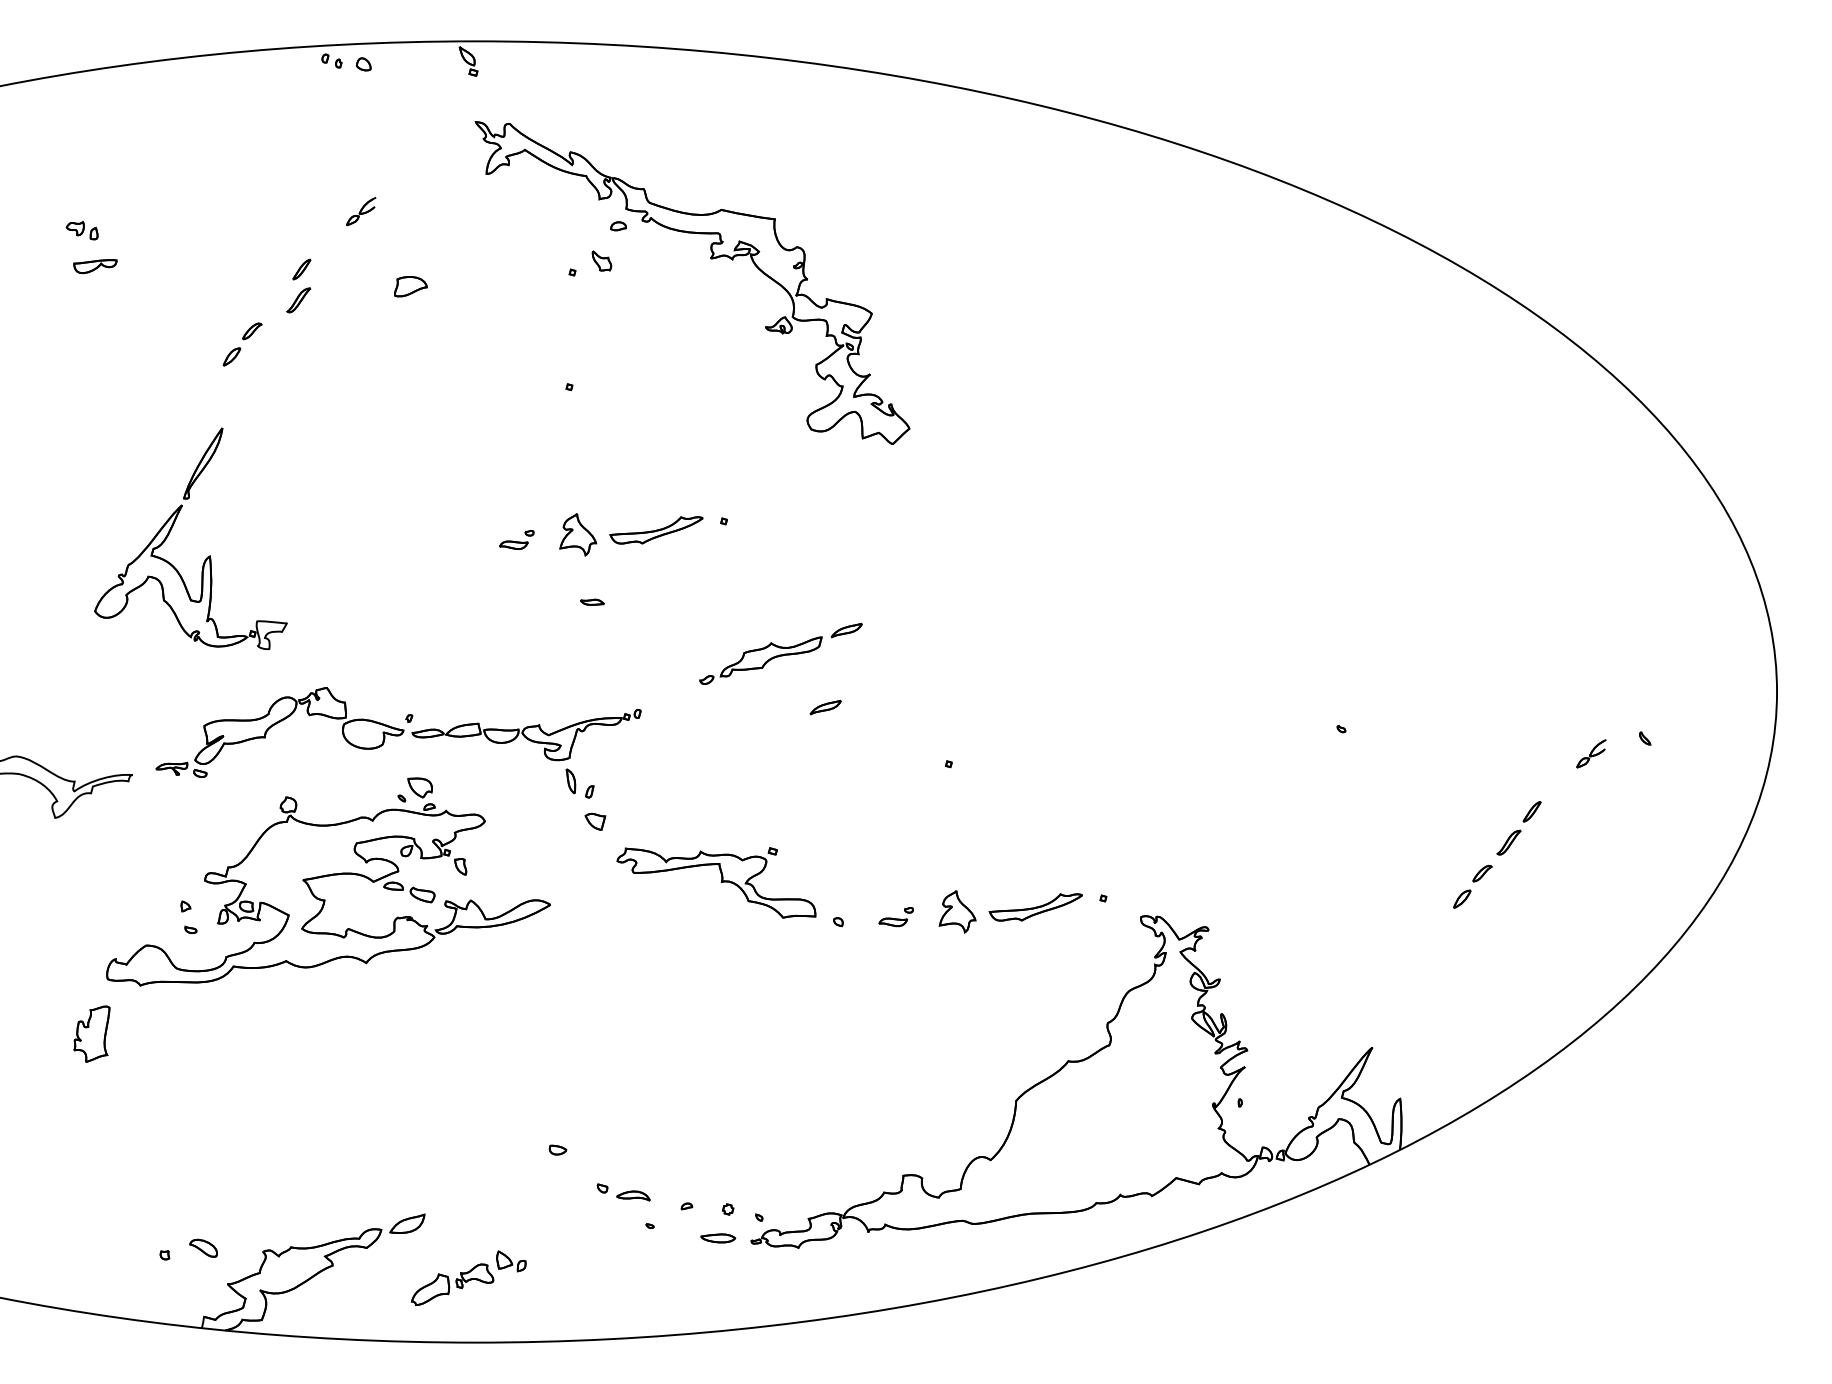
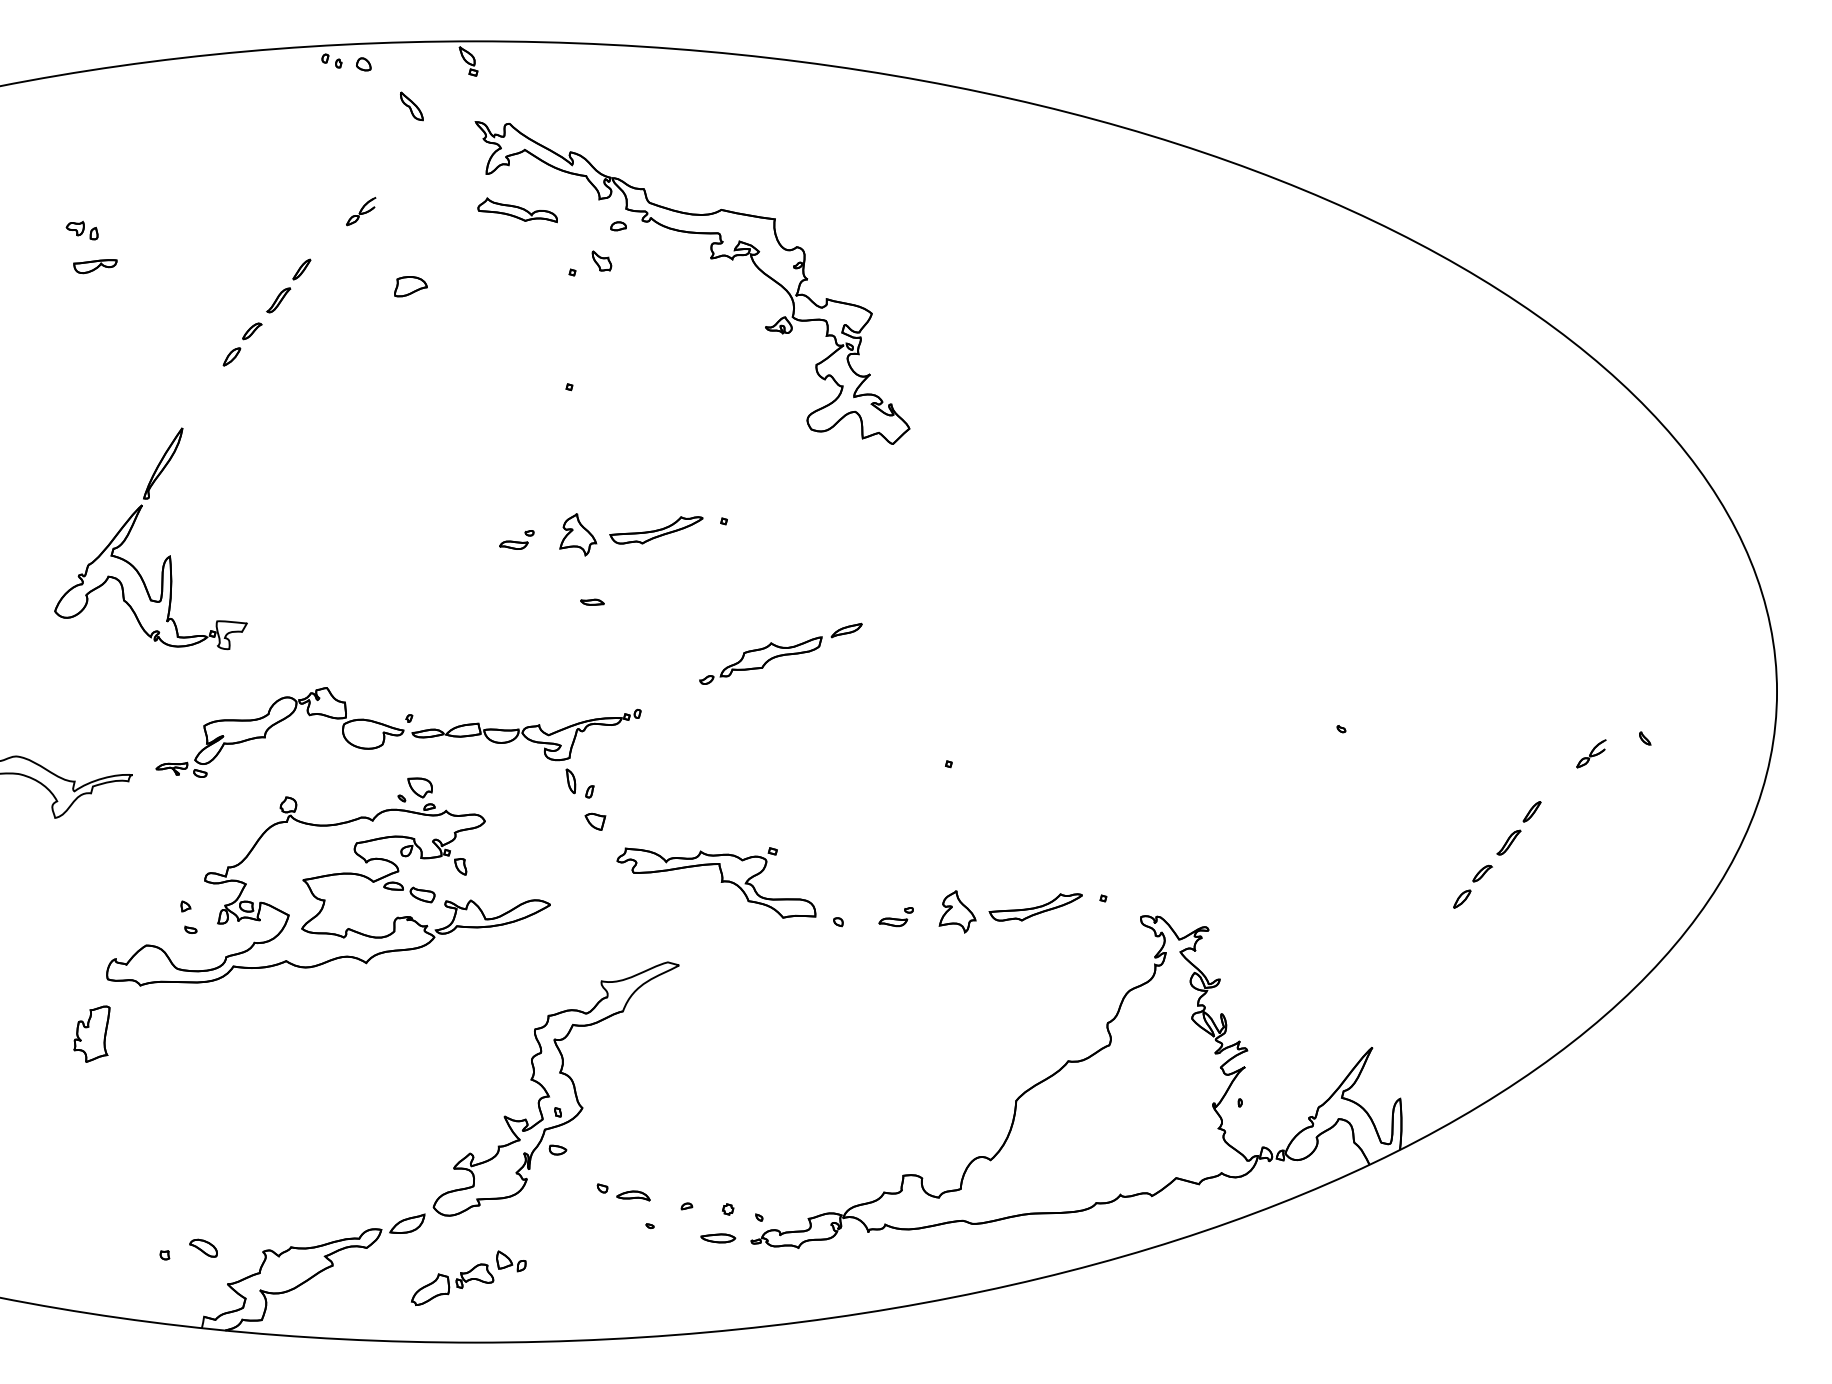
part: none -> present (411, 106)
part: none -> present (517, 210)
part position: (298, 300) -> (278, 300) (278, 300)
part position: (172, 528) -> (132, 528) (132, 528)
part: present -> none (825, 707)
part: none -> present (555, 1088)
